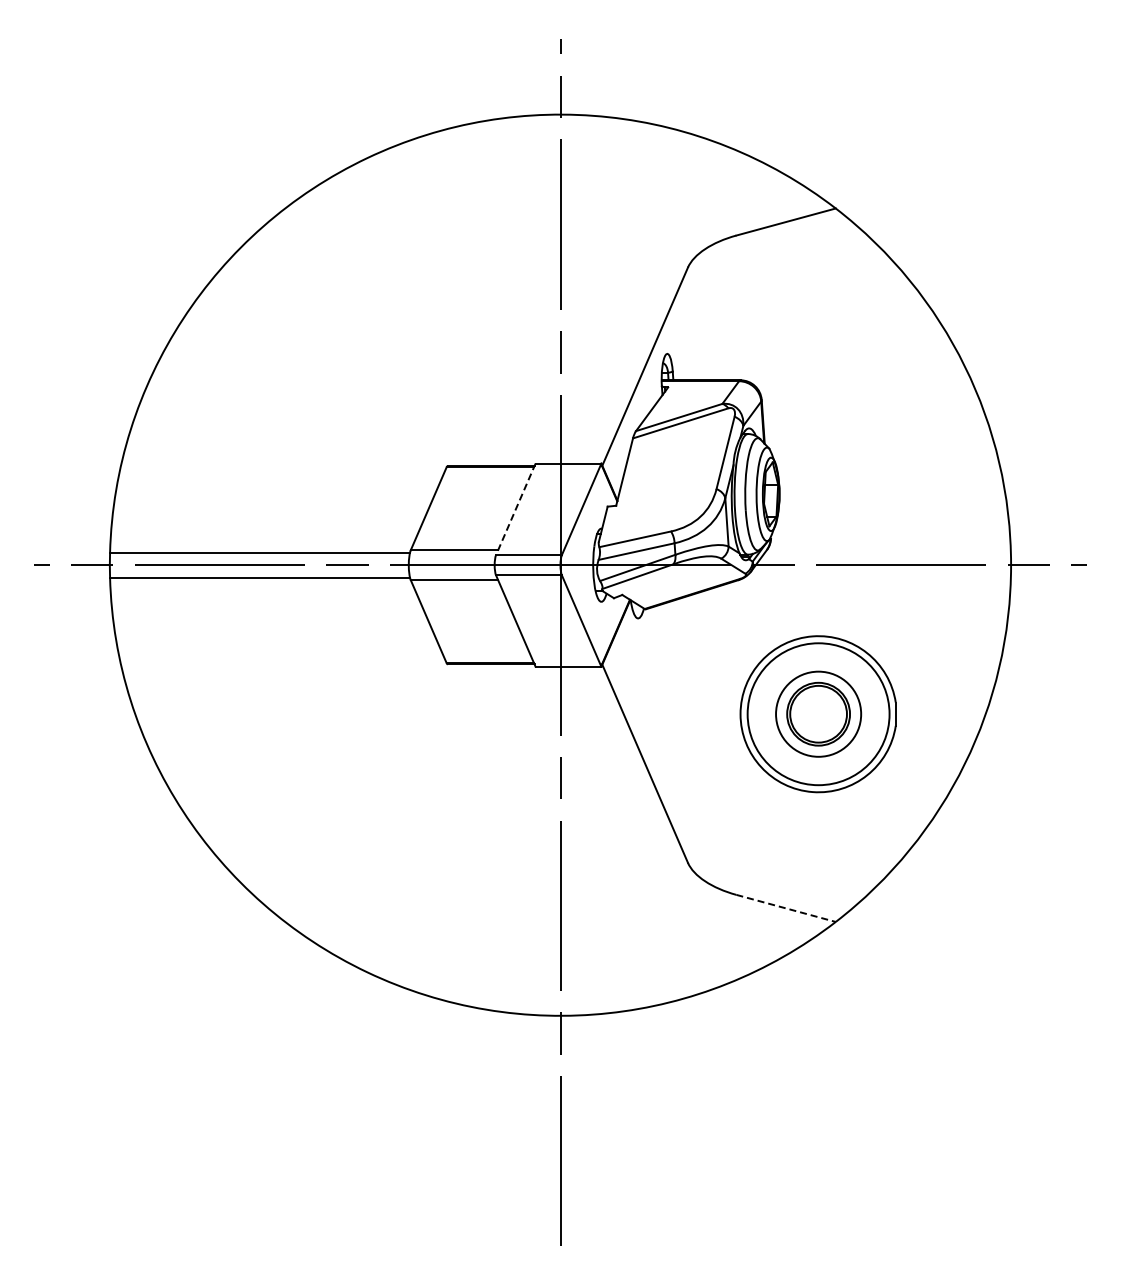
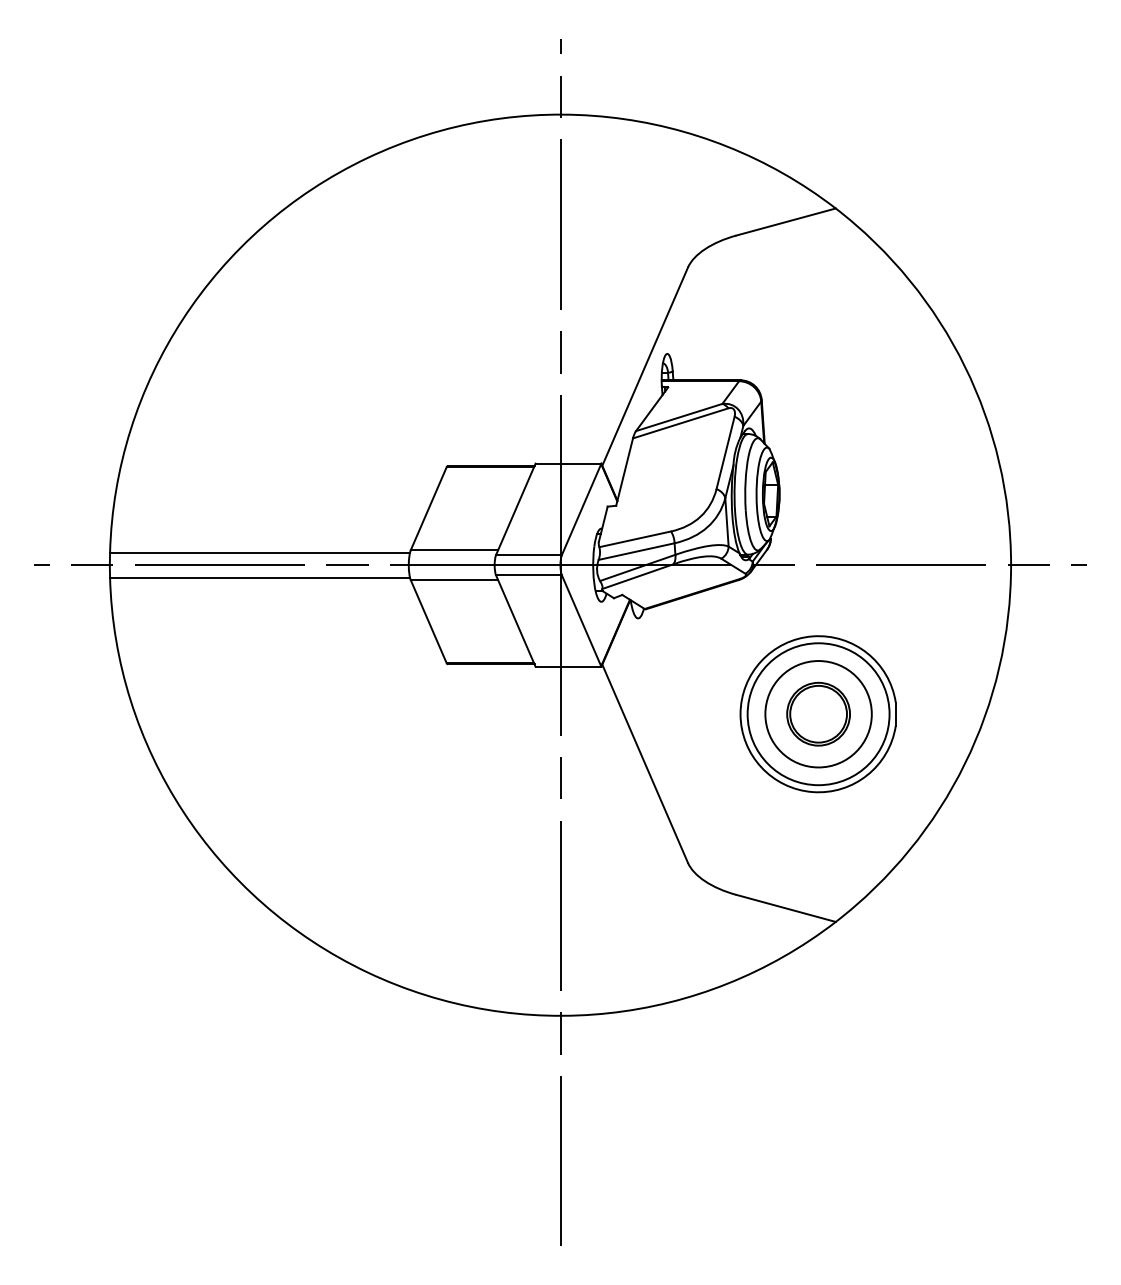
line: dashed -> solid (515, 509)
circle diameter: 85 px -> 106 px (818, 714)
line: dashed -> solid (786, 908)
